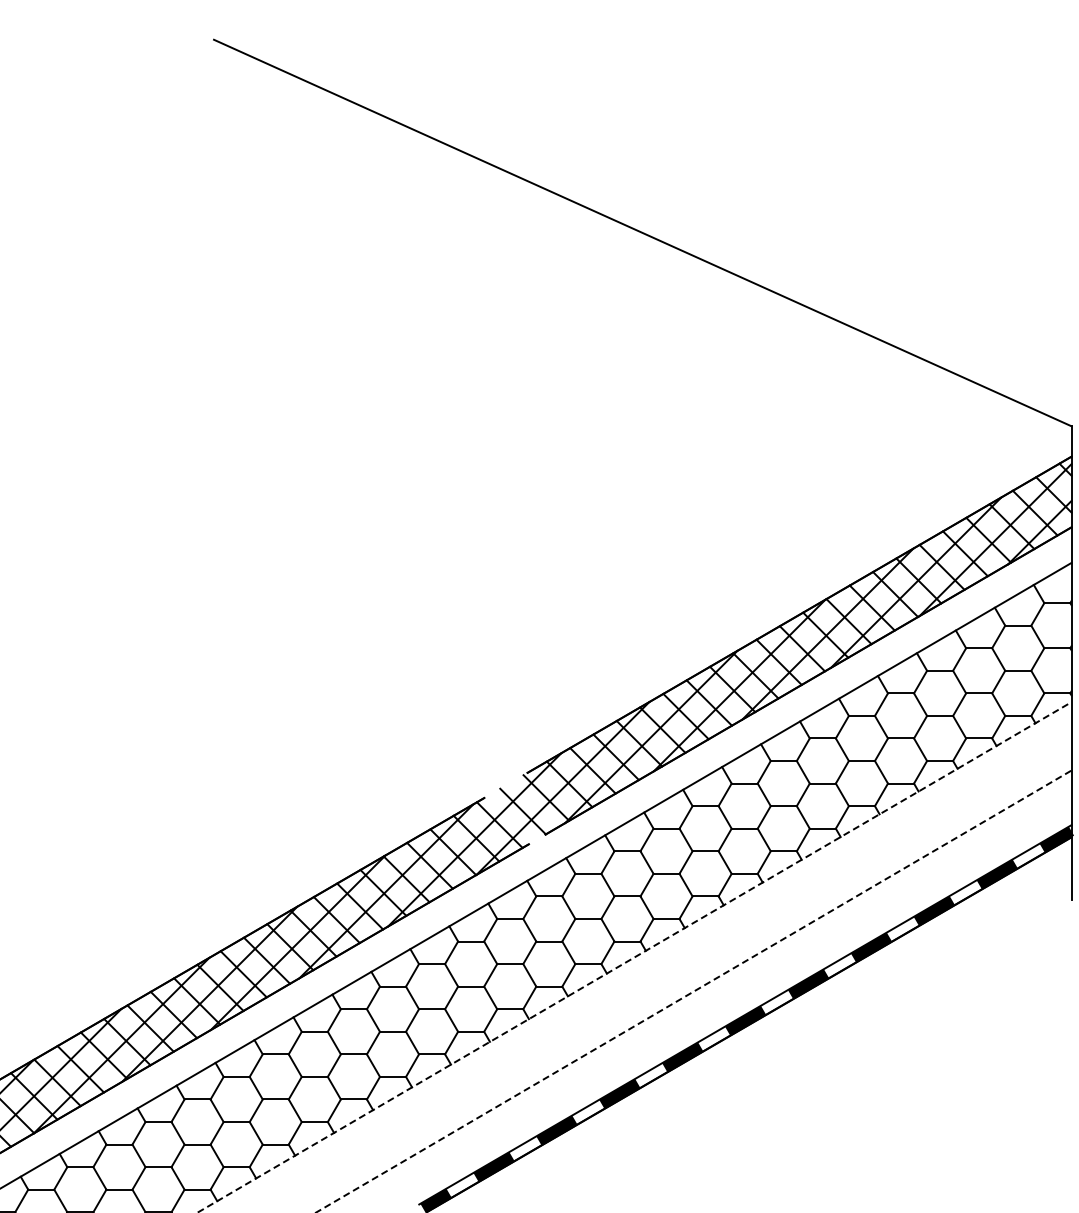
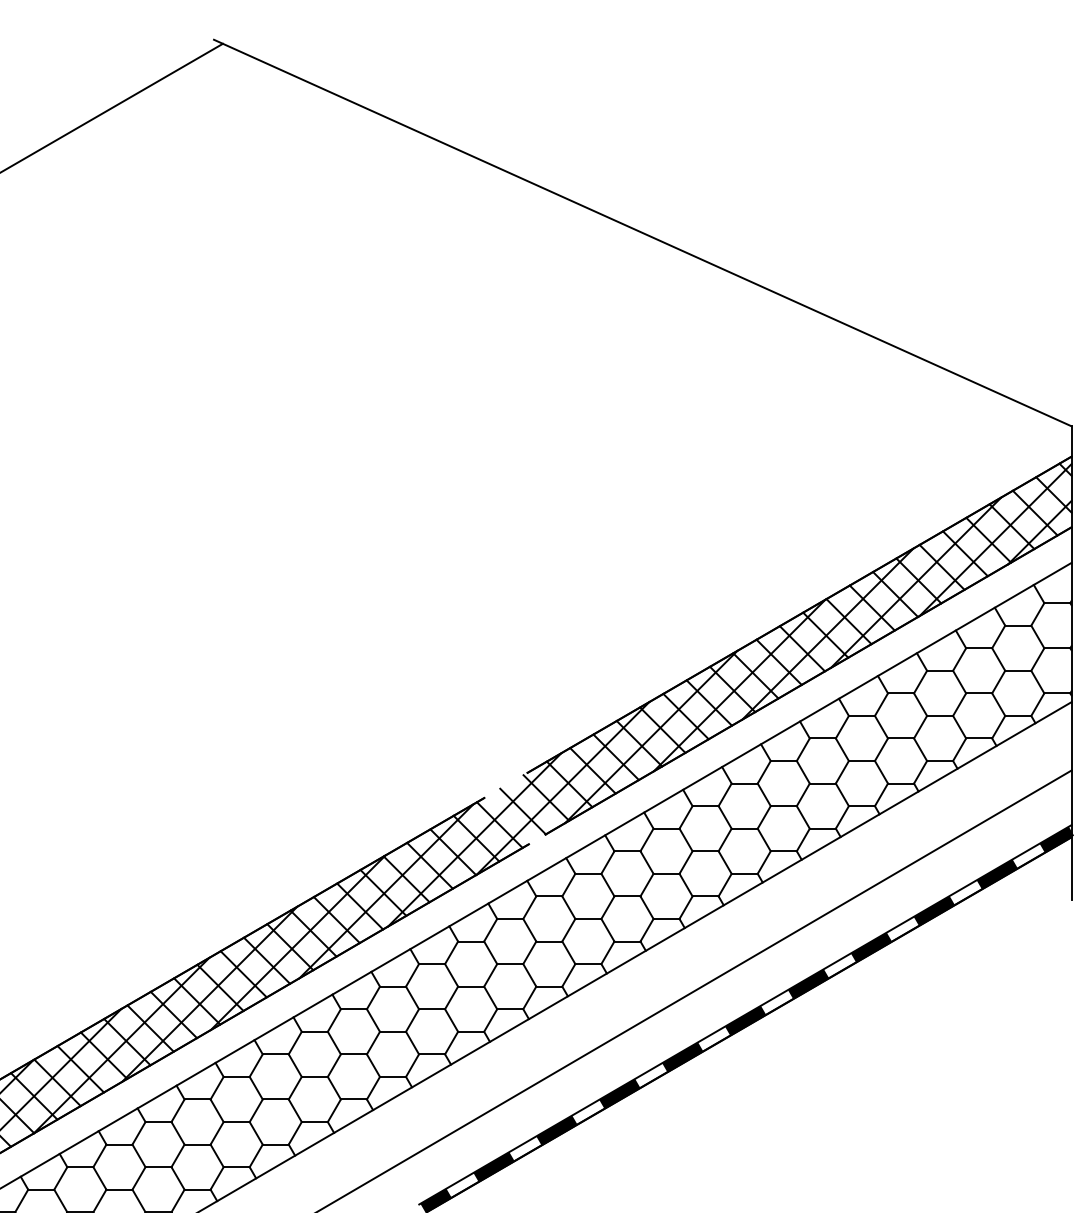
line: none -> present (112, 107)
line: dashed -> solid (634, 957)
line: dashed -> solid (693, 991)
